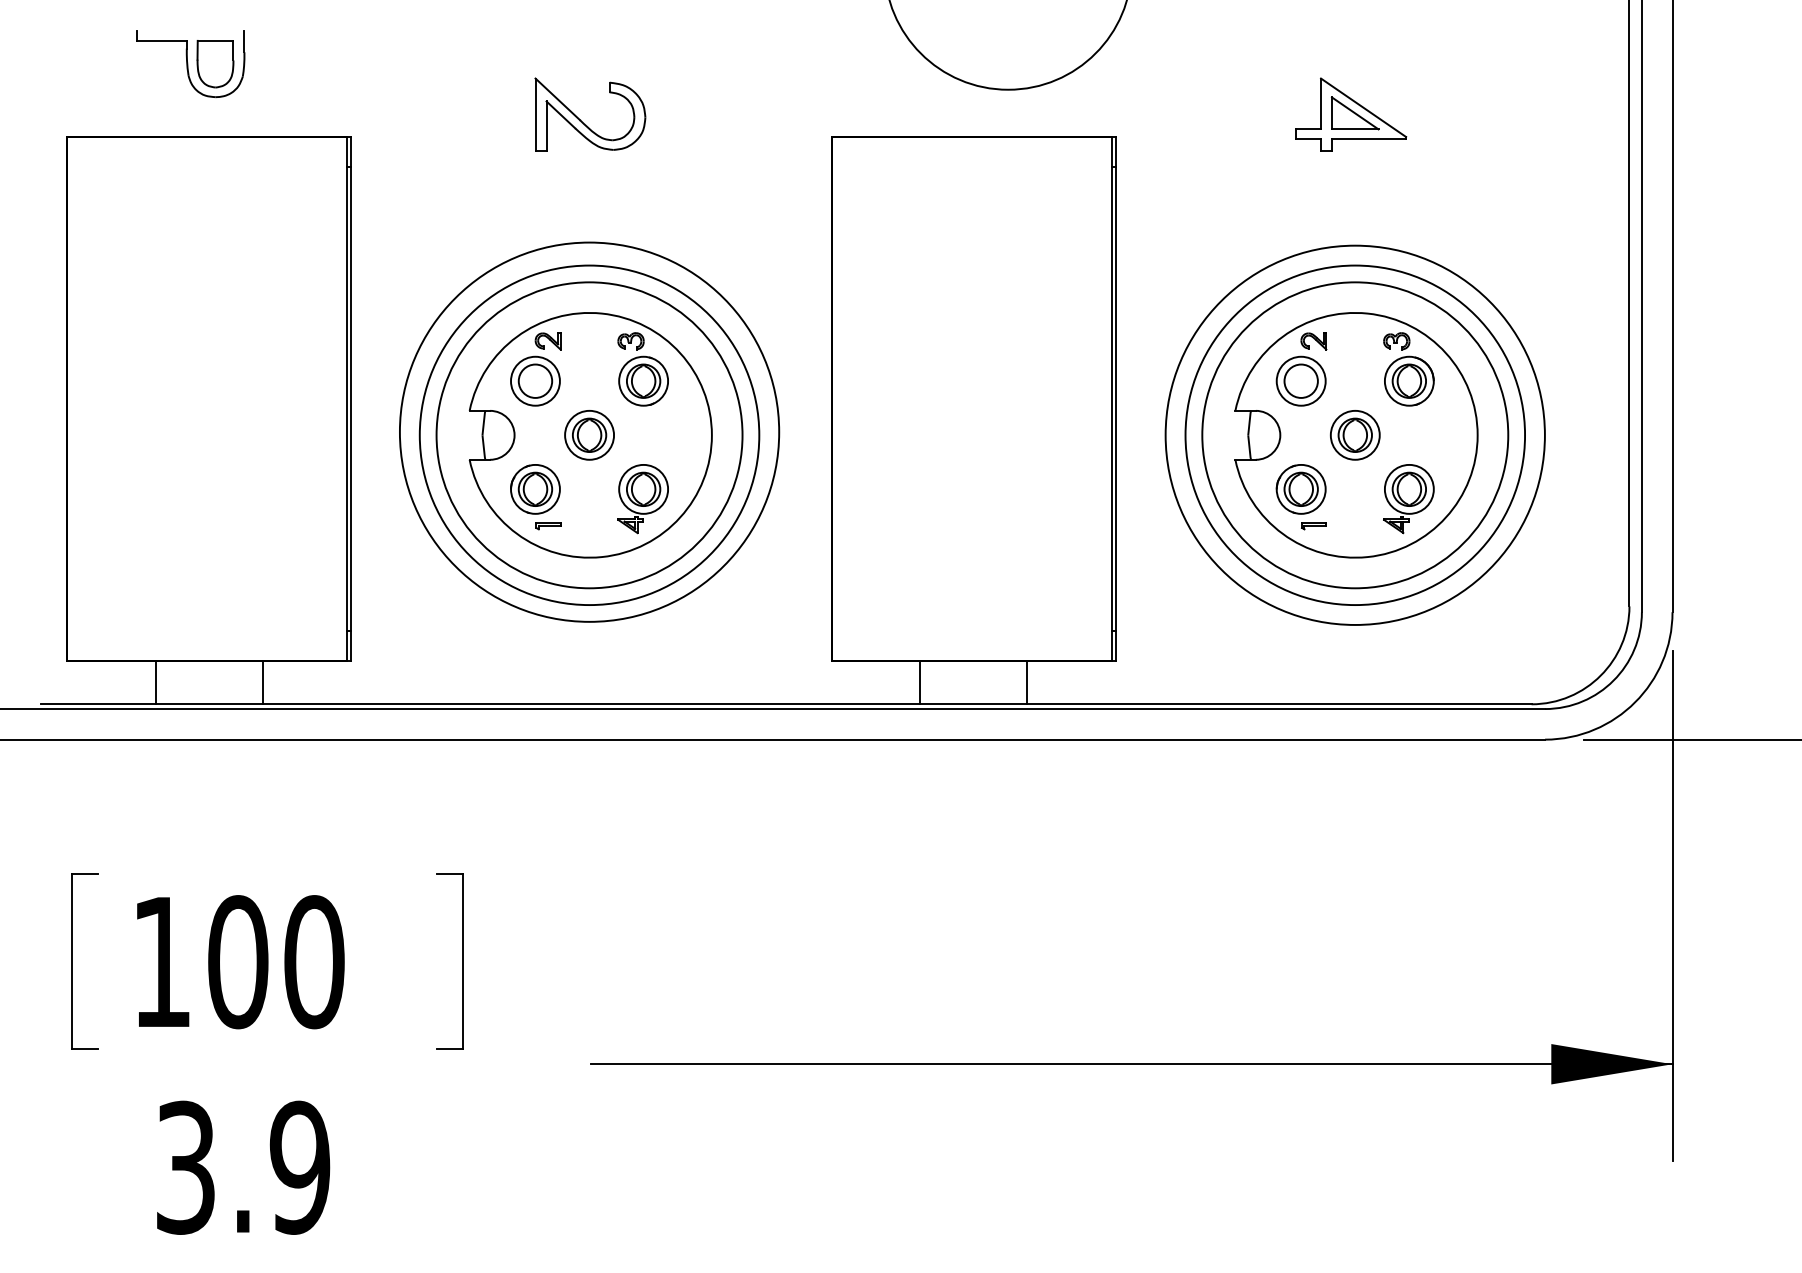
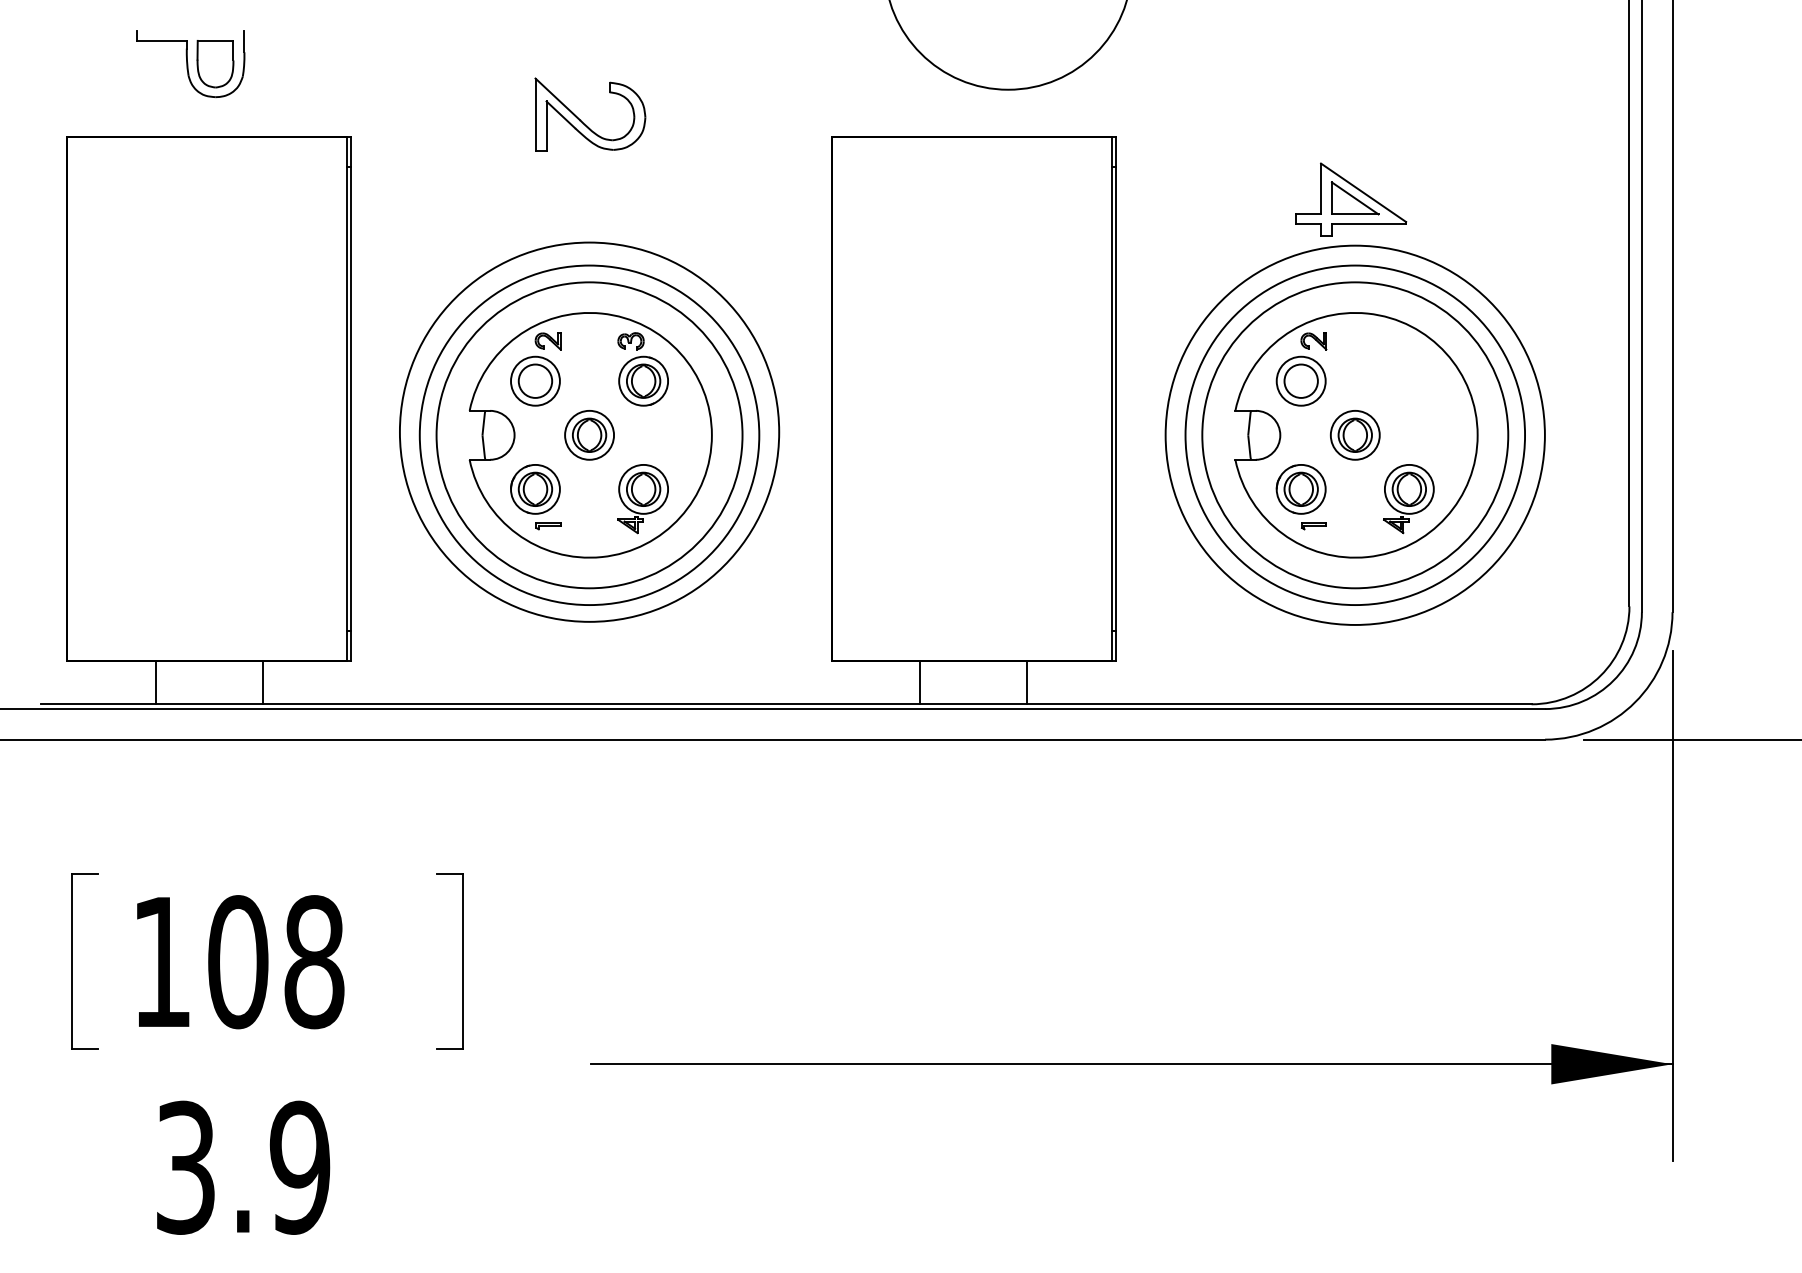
part position: (1351, 114) -> (1351, 199) (1351, 199)
part: present -> none (1408, 369)
text: 100 -> 108 (314, 962)
